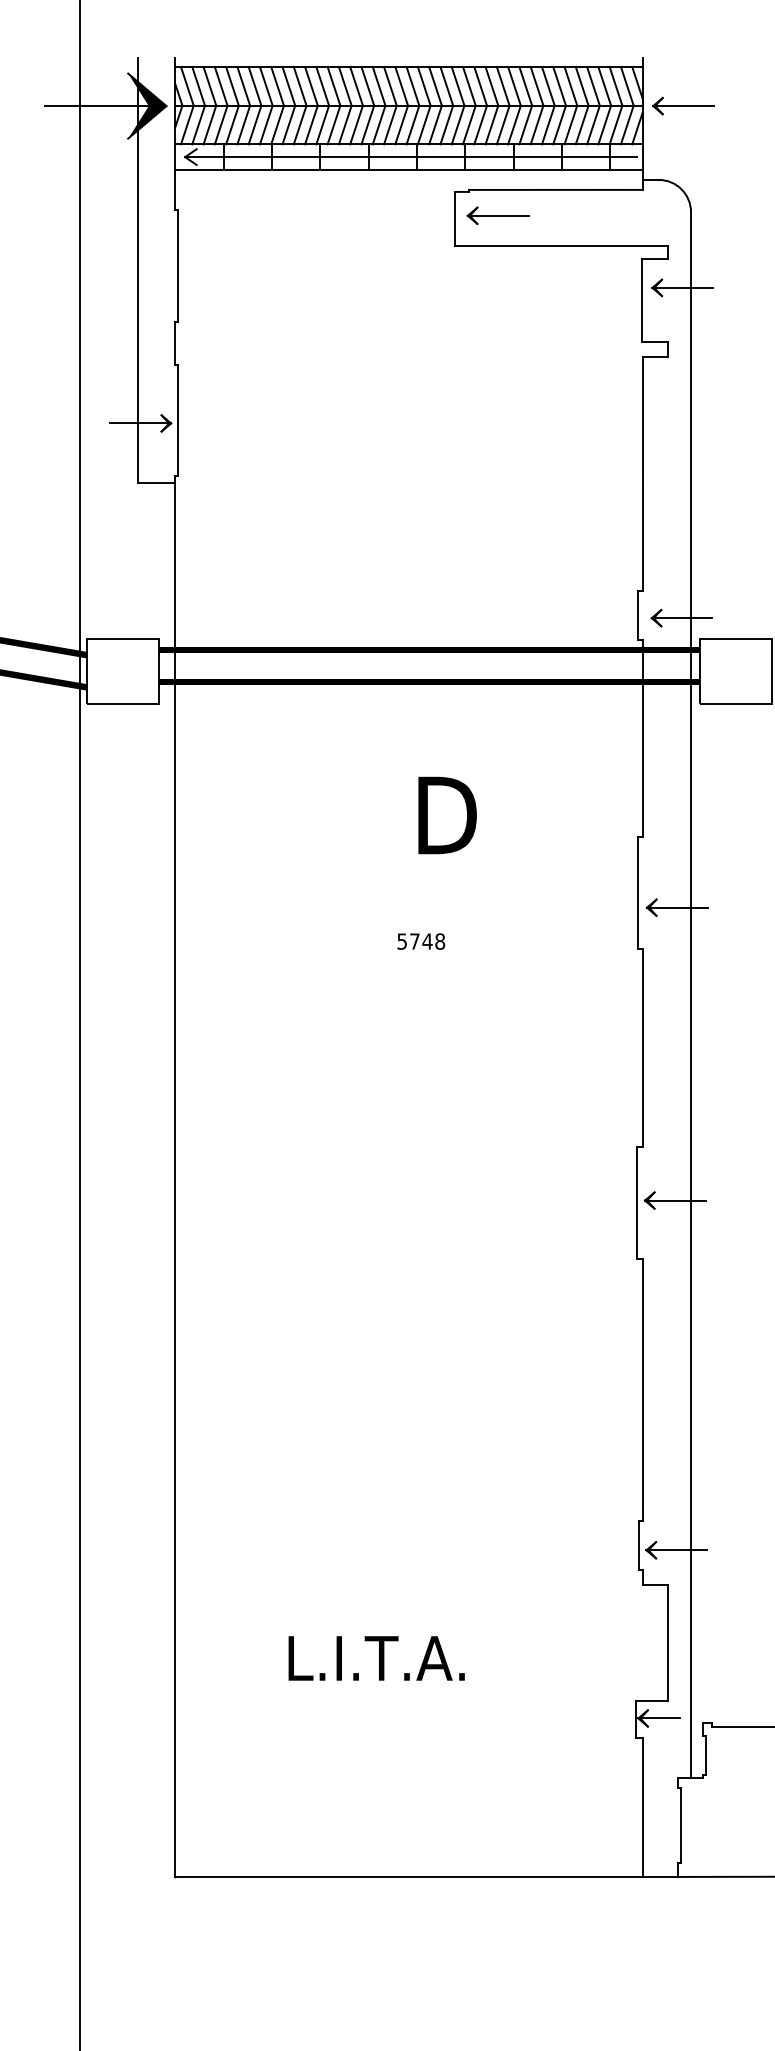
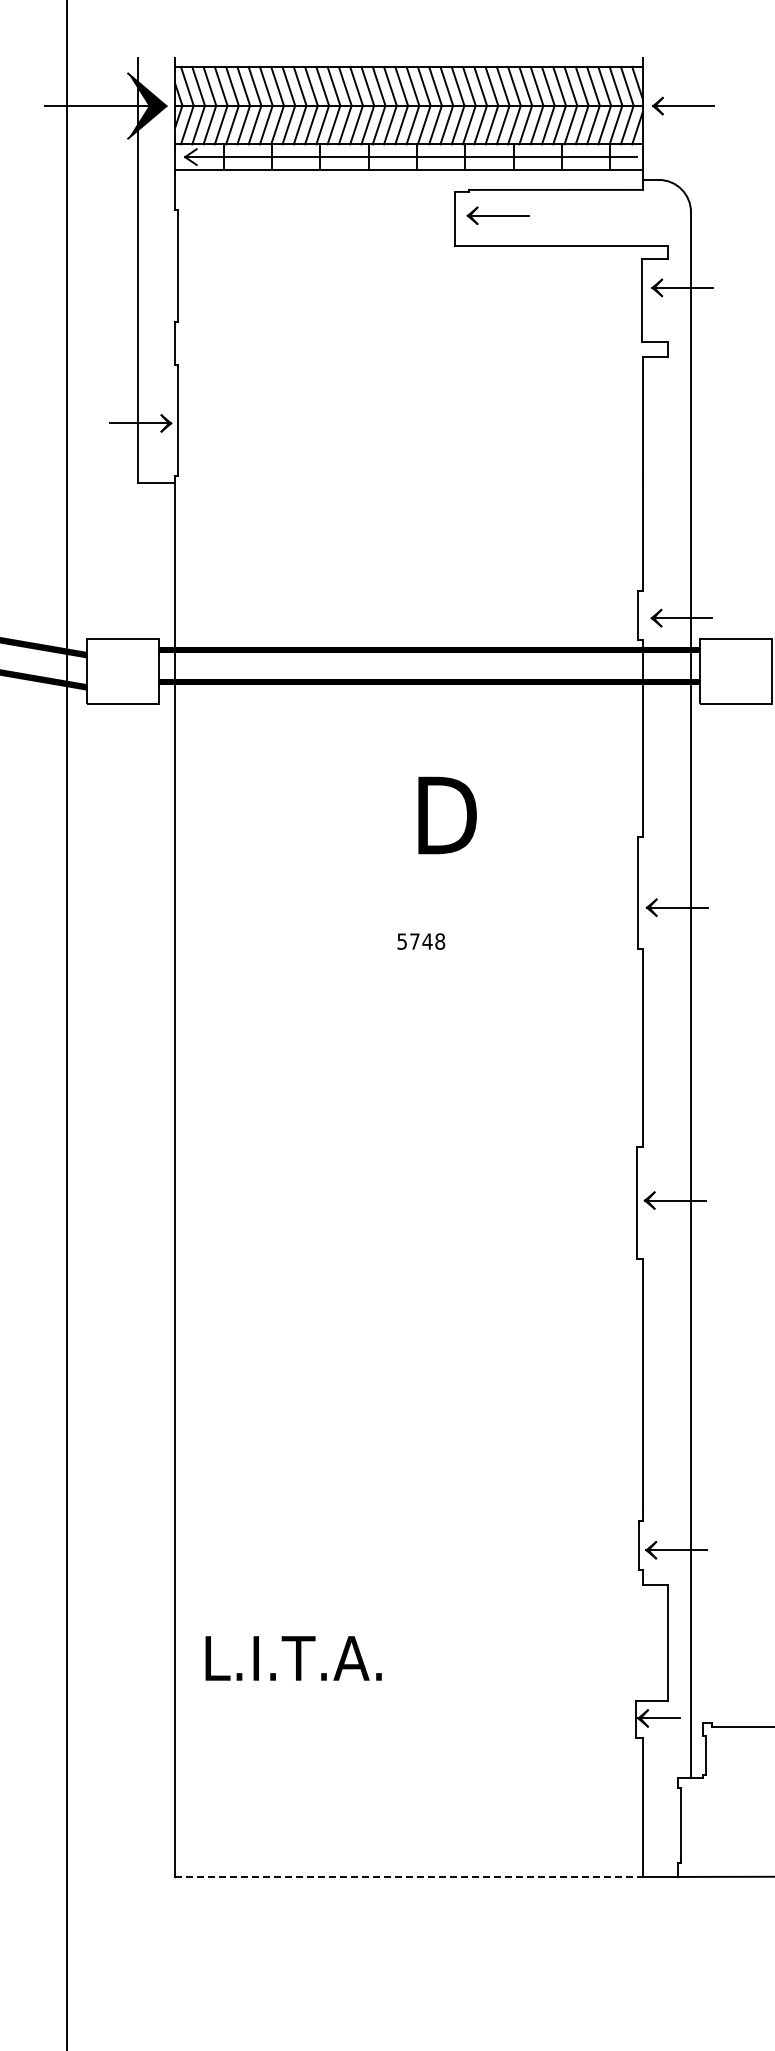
line position: (79, 1024) -> (66, 1024) (66, 1024)
text position: (376, 1658) -> (293, 1658) (293, 1658)
line: solid -> dashed (409, 1876)
